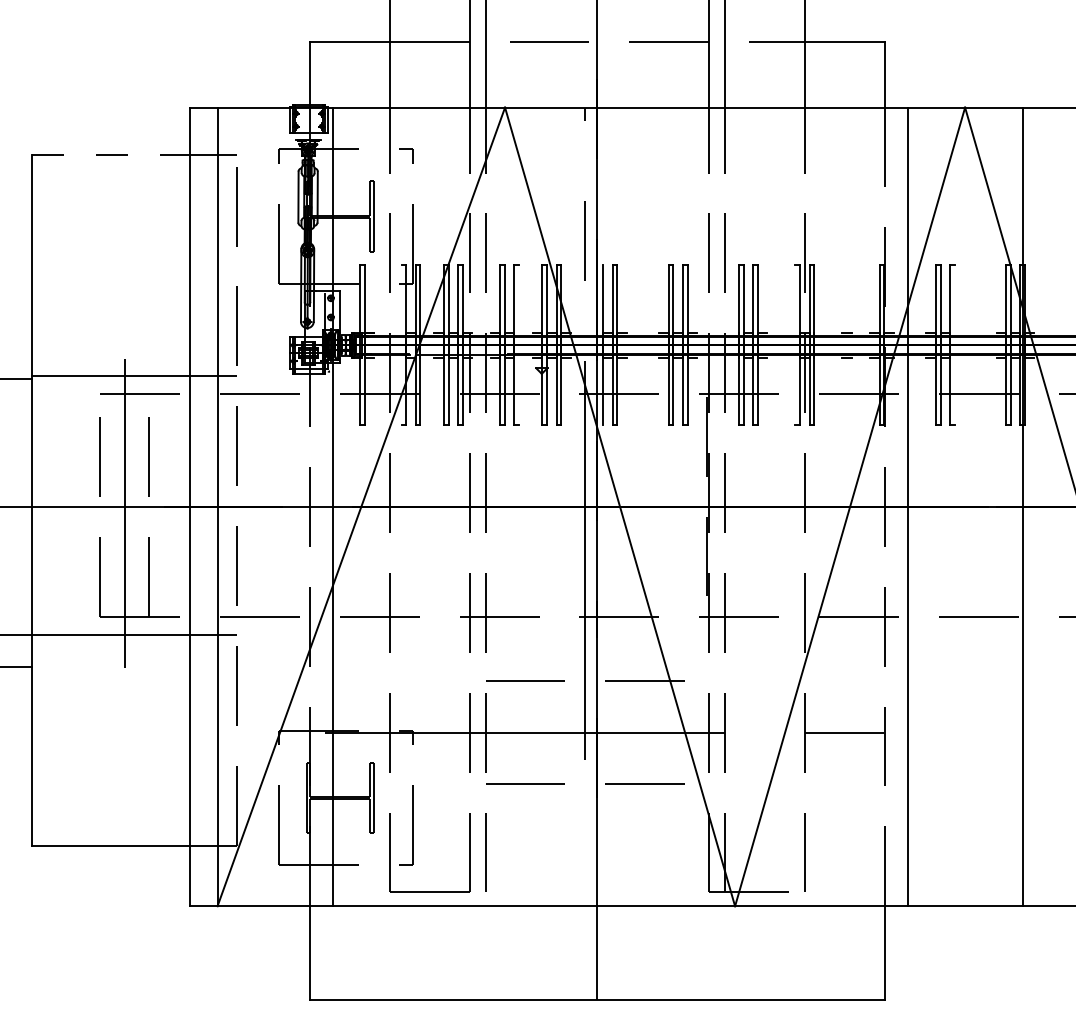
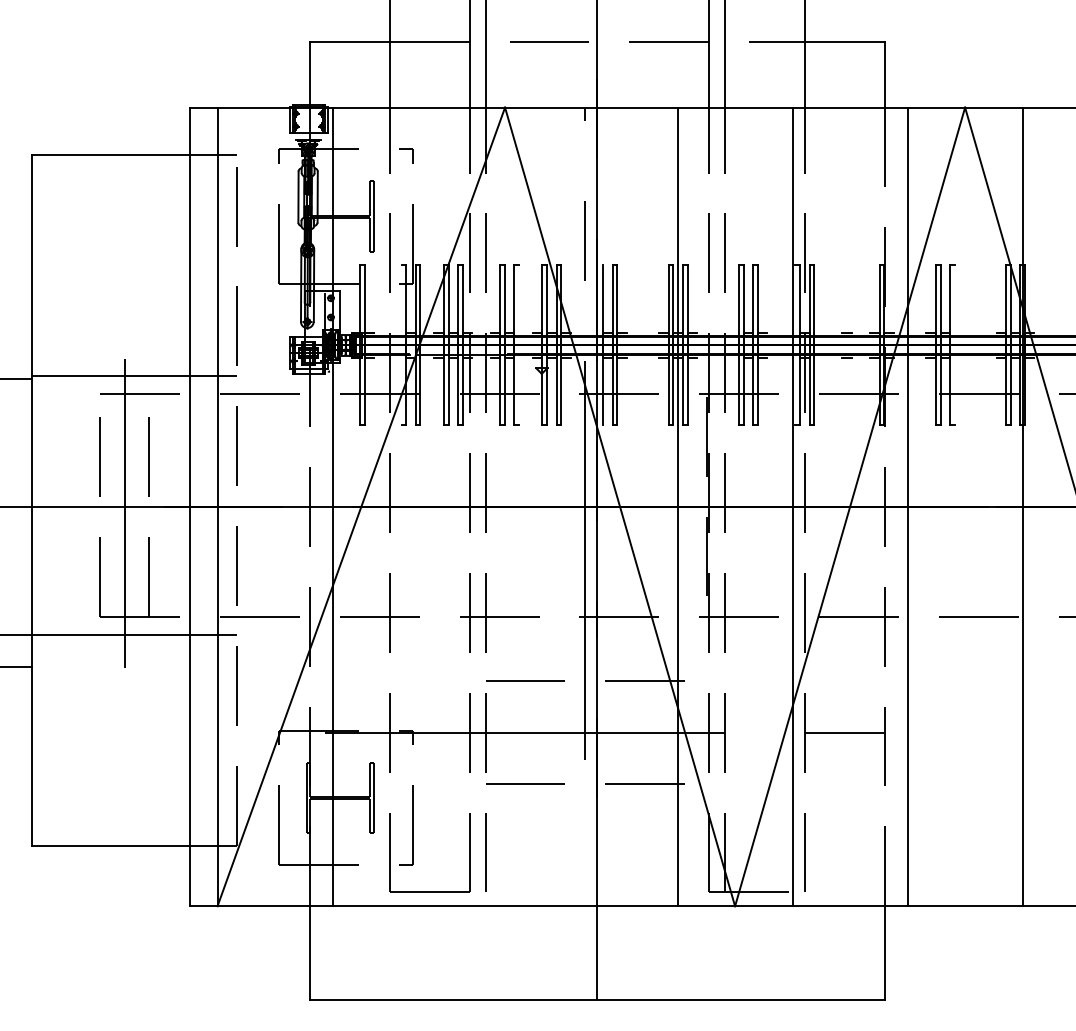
line: dashed -> solid (111, 154)
line: none -> present (677, 506)
line: none -> present (792, 506)
